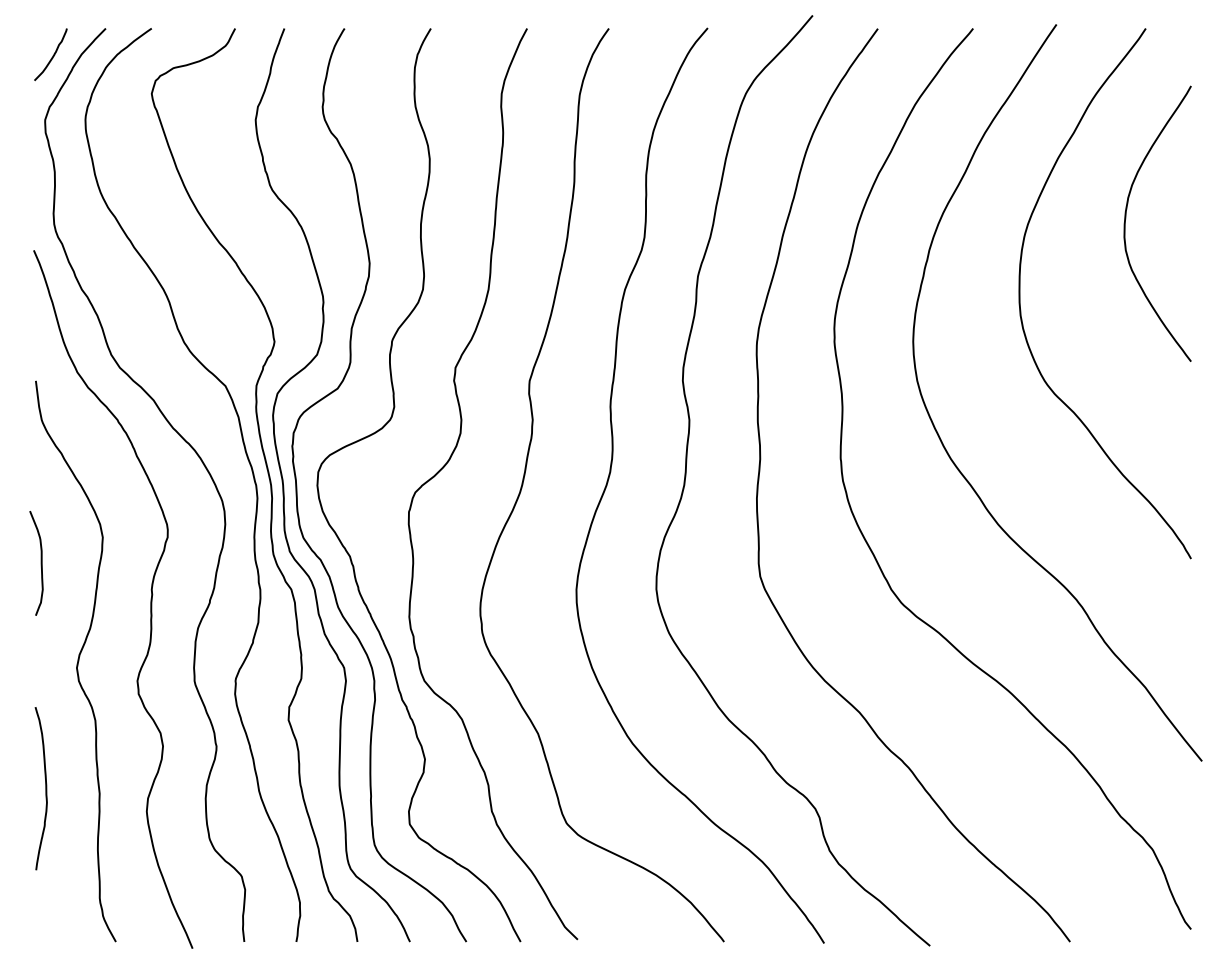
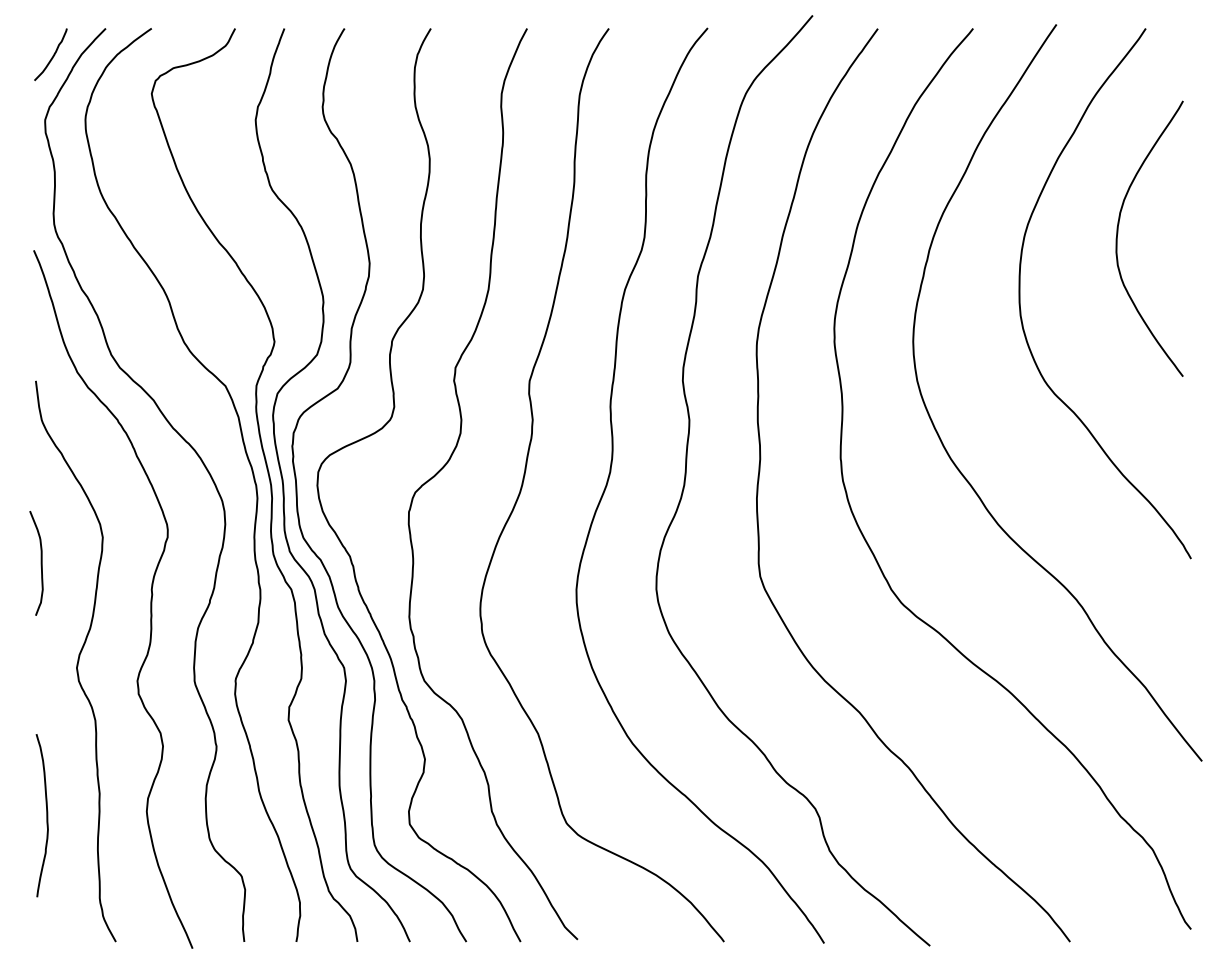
curve position: (1126, 218) -> (1118, 233) (1118, 233)
curve position: (45, 788) -> (46, 815) (46, 815)
